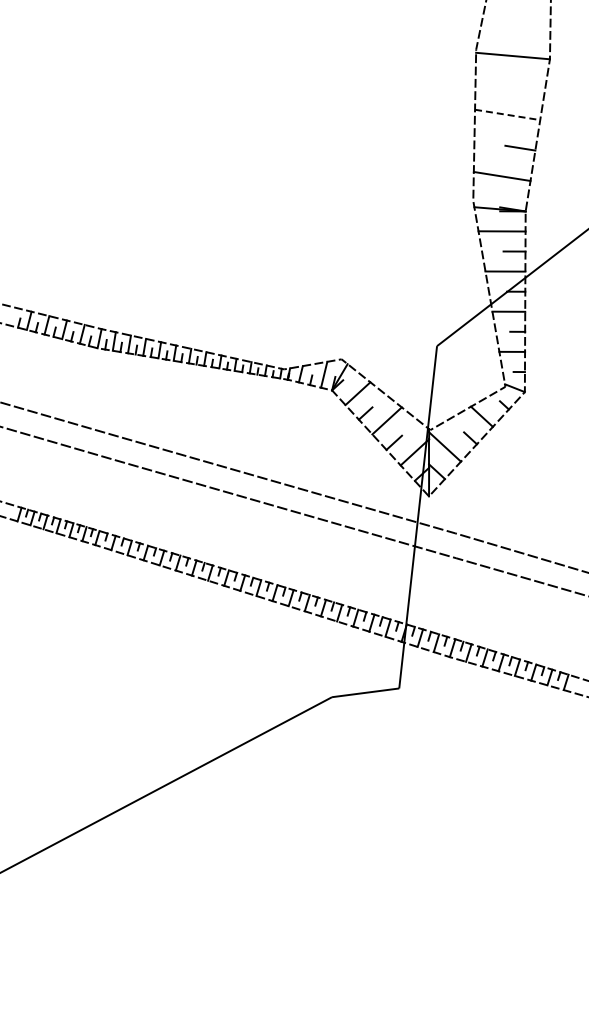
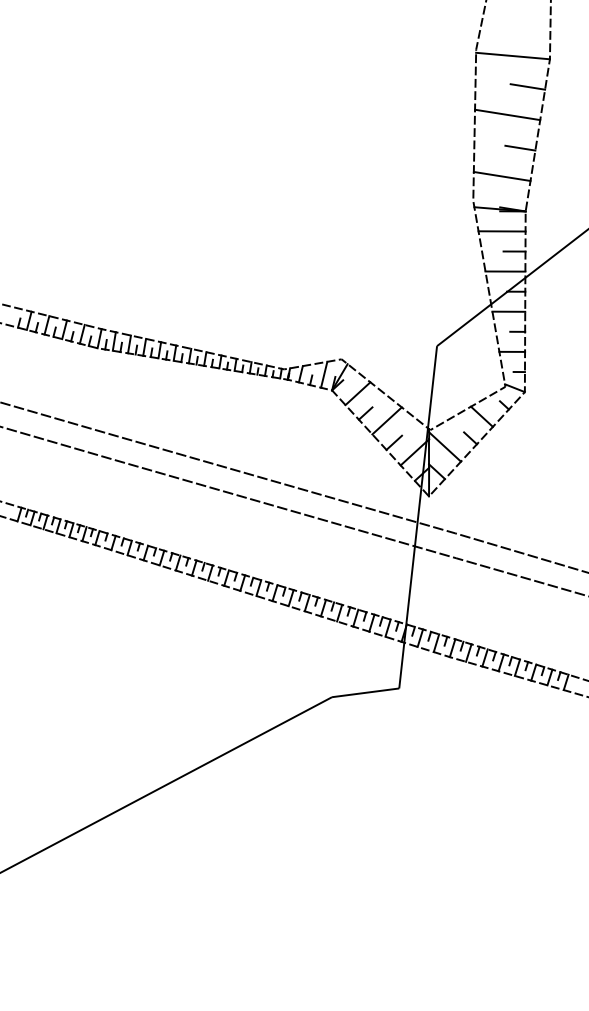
line: none -> present (527, 86)
line: dashed -> solid (507, 114)
